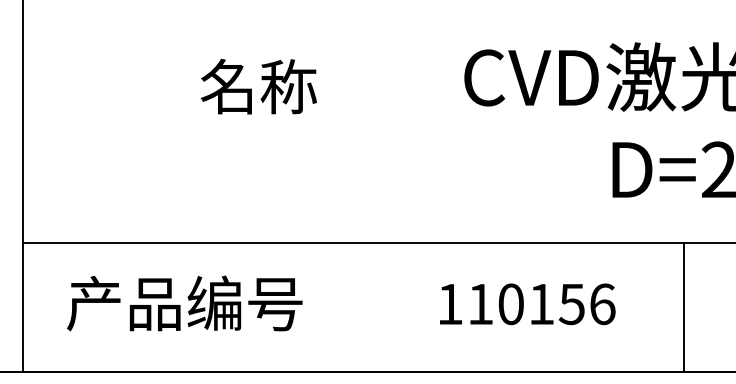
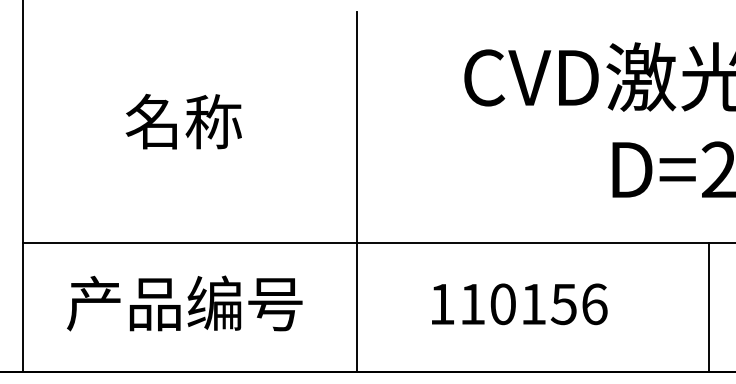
text position: (258, 86) -> (183, 121) (183, 121)
line: none -> present (356, 191)
text position: (527, 304) -> (519, 304) (519, 304)
line position: (683, 307) -> (708, 307) (708, 307)
